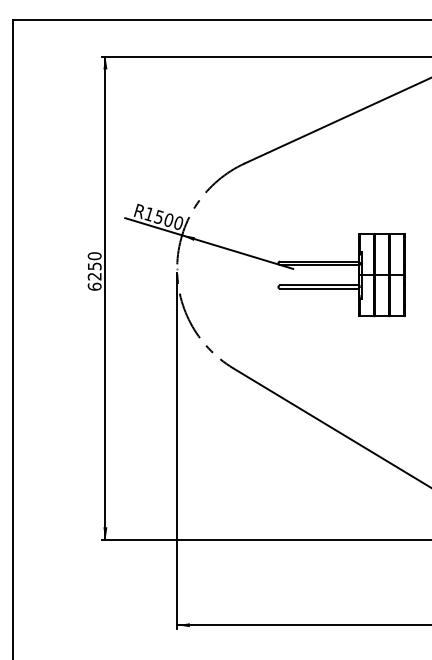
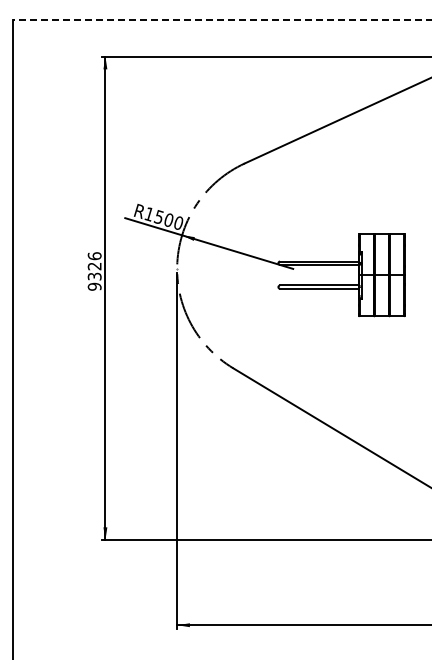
line: solid -> dashed (222, 19)
text: 6250 -> 9326 (94, 271)
